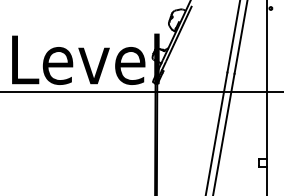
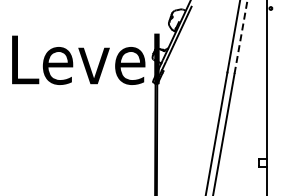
line: solid -> dashed (240, 37)
line: present -> none (141, 92)
